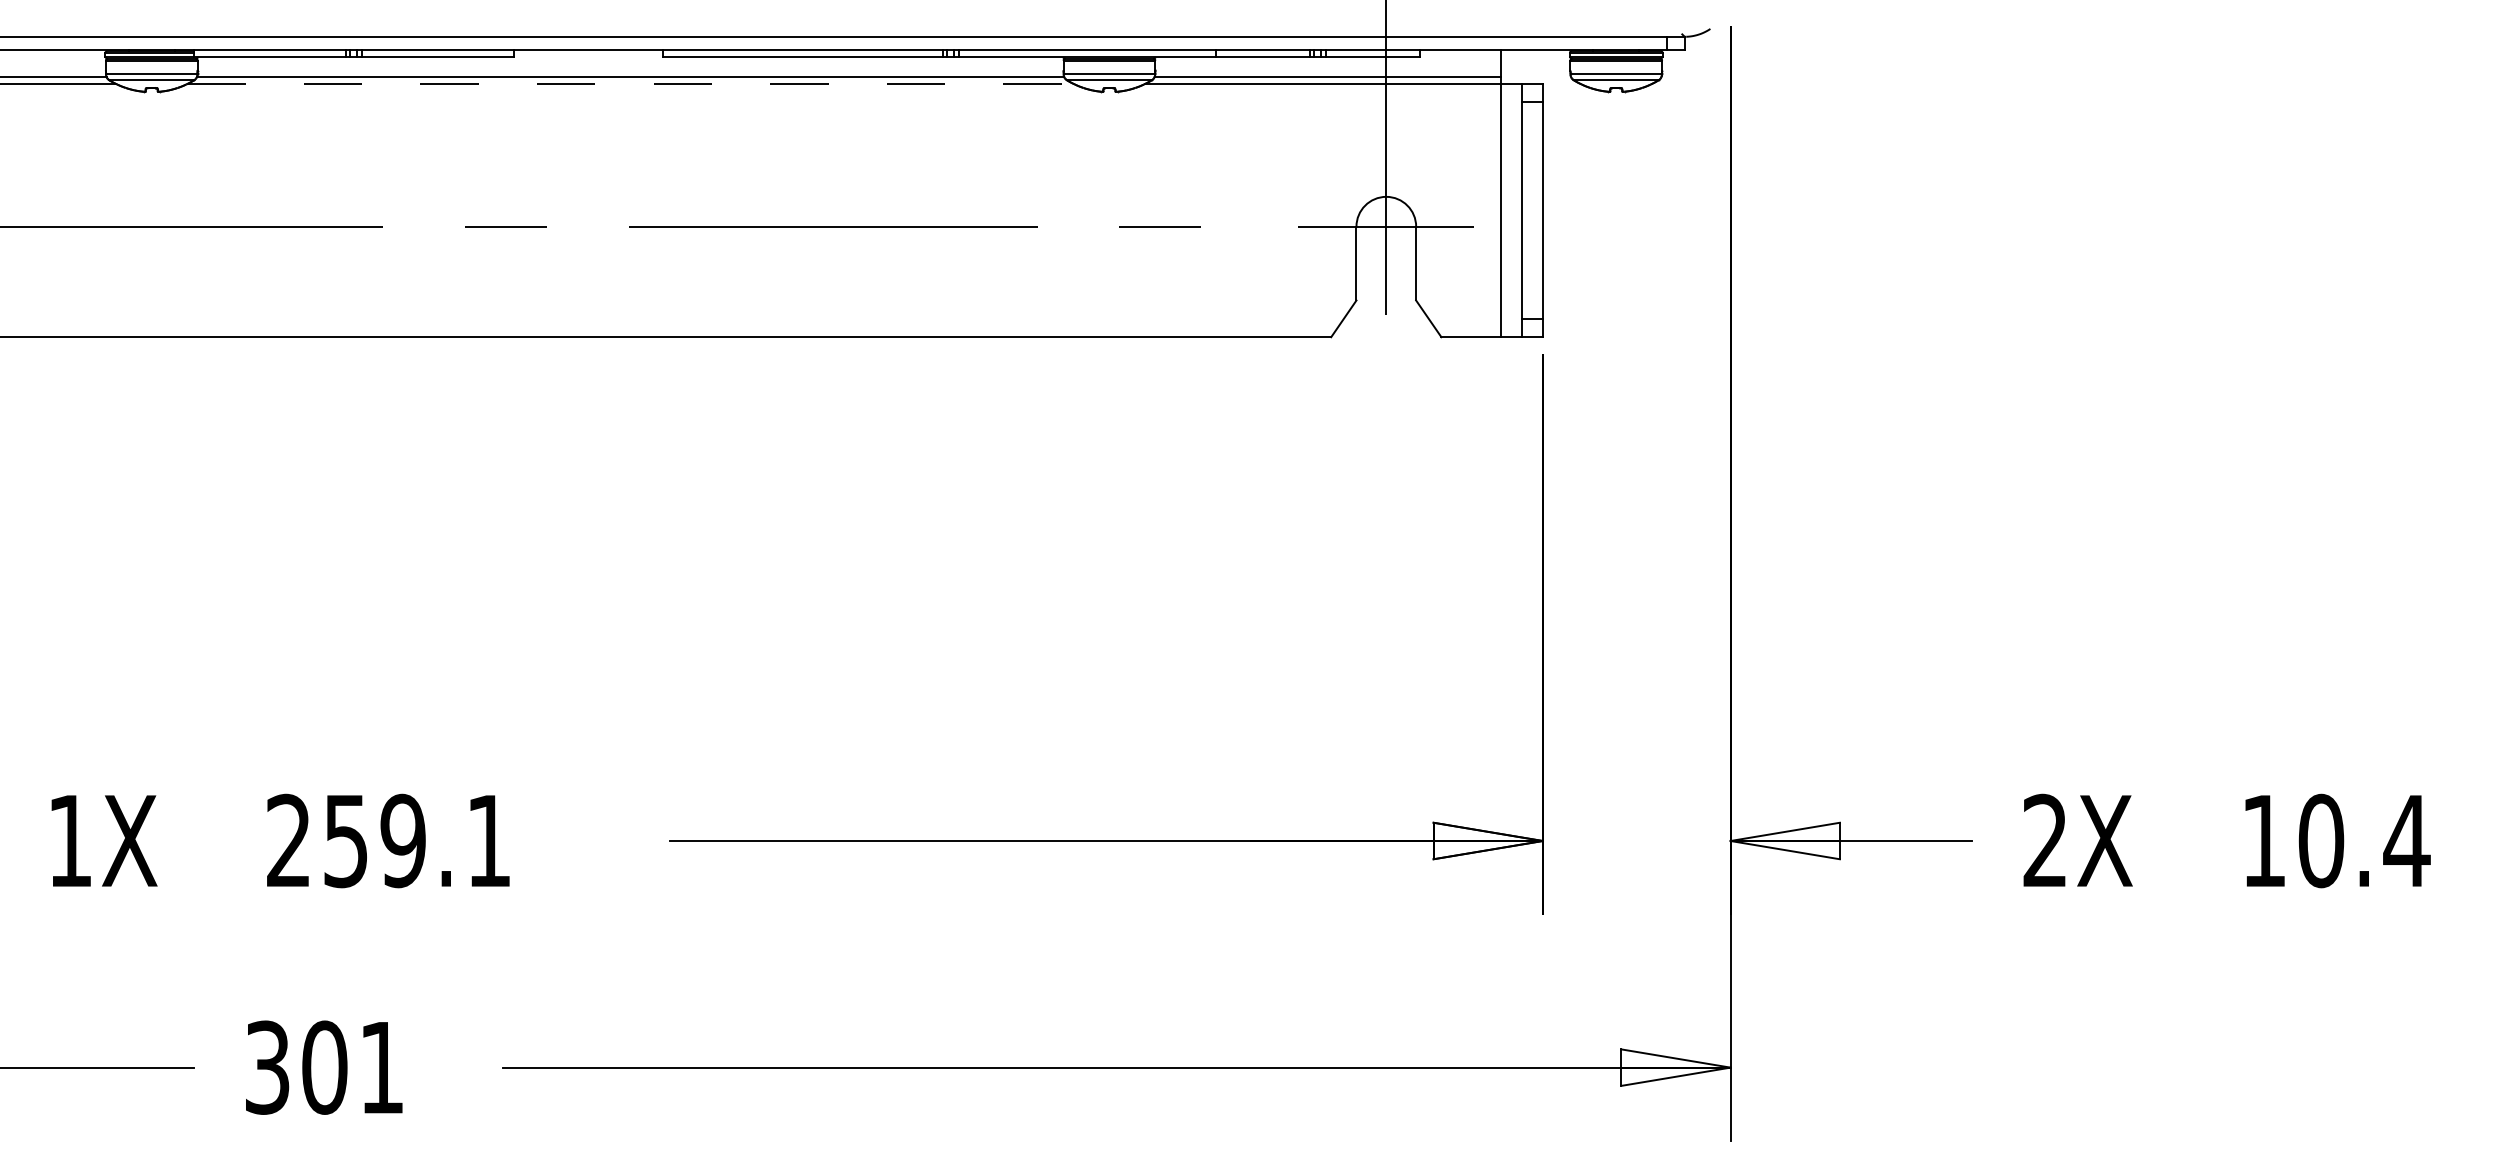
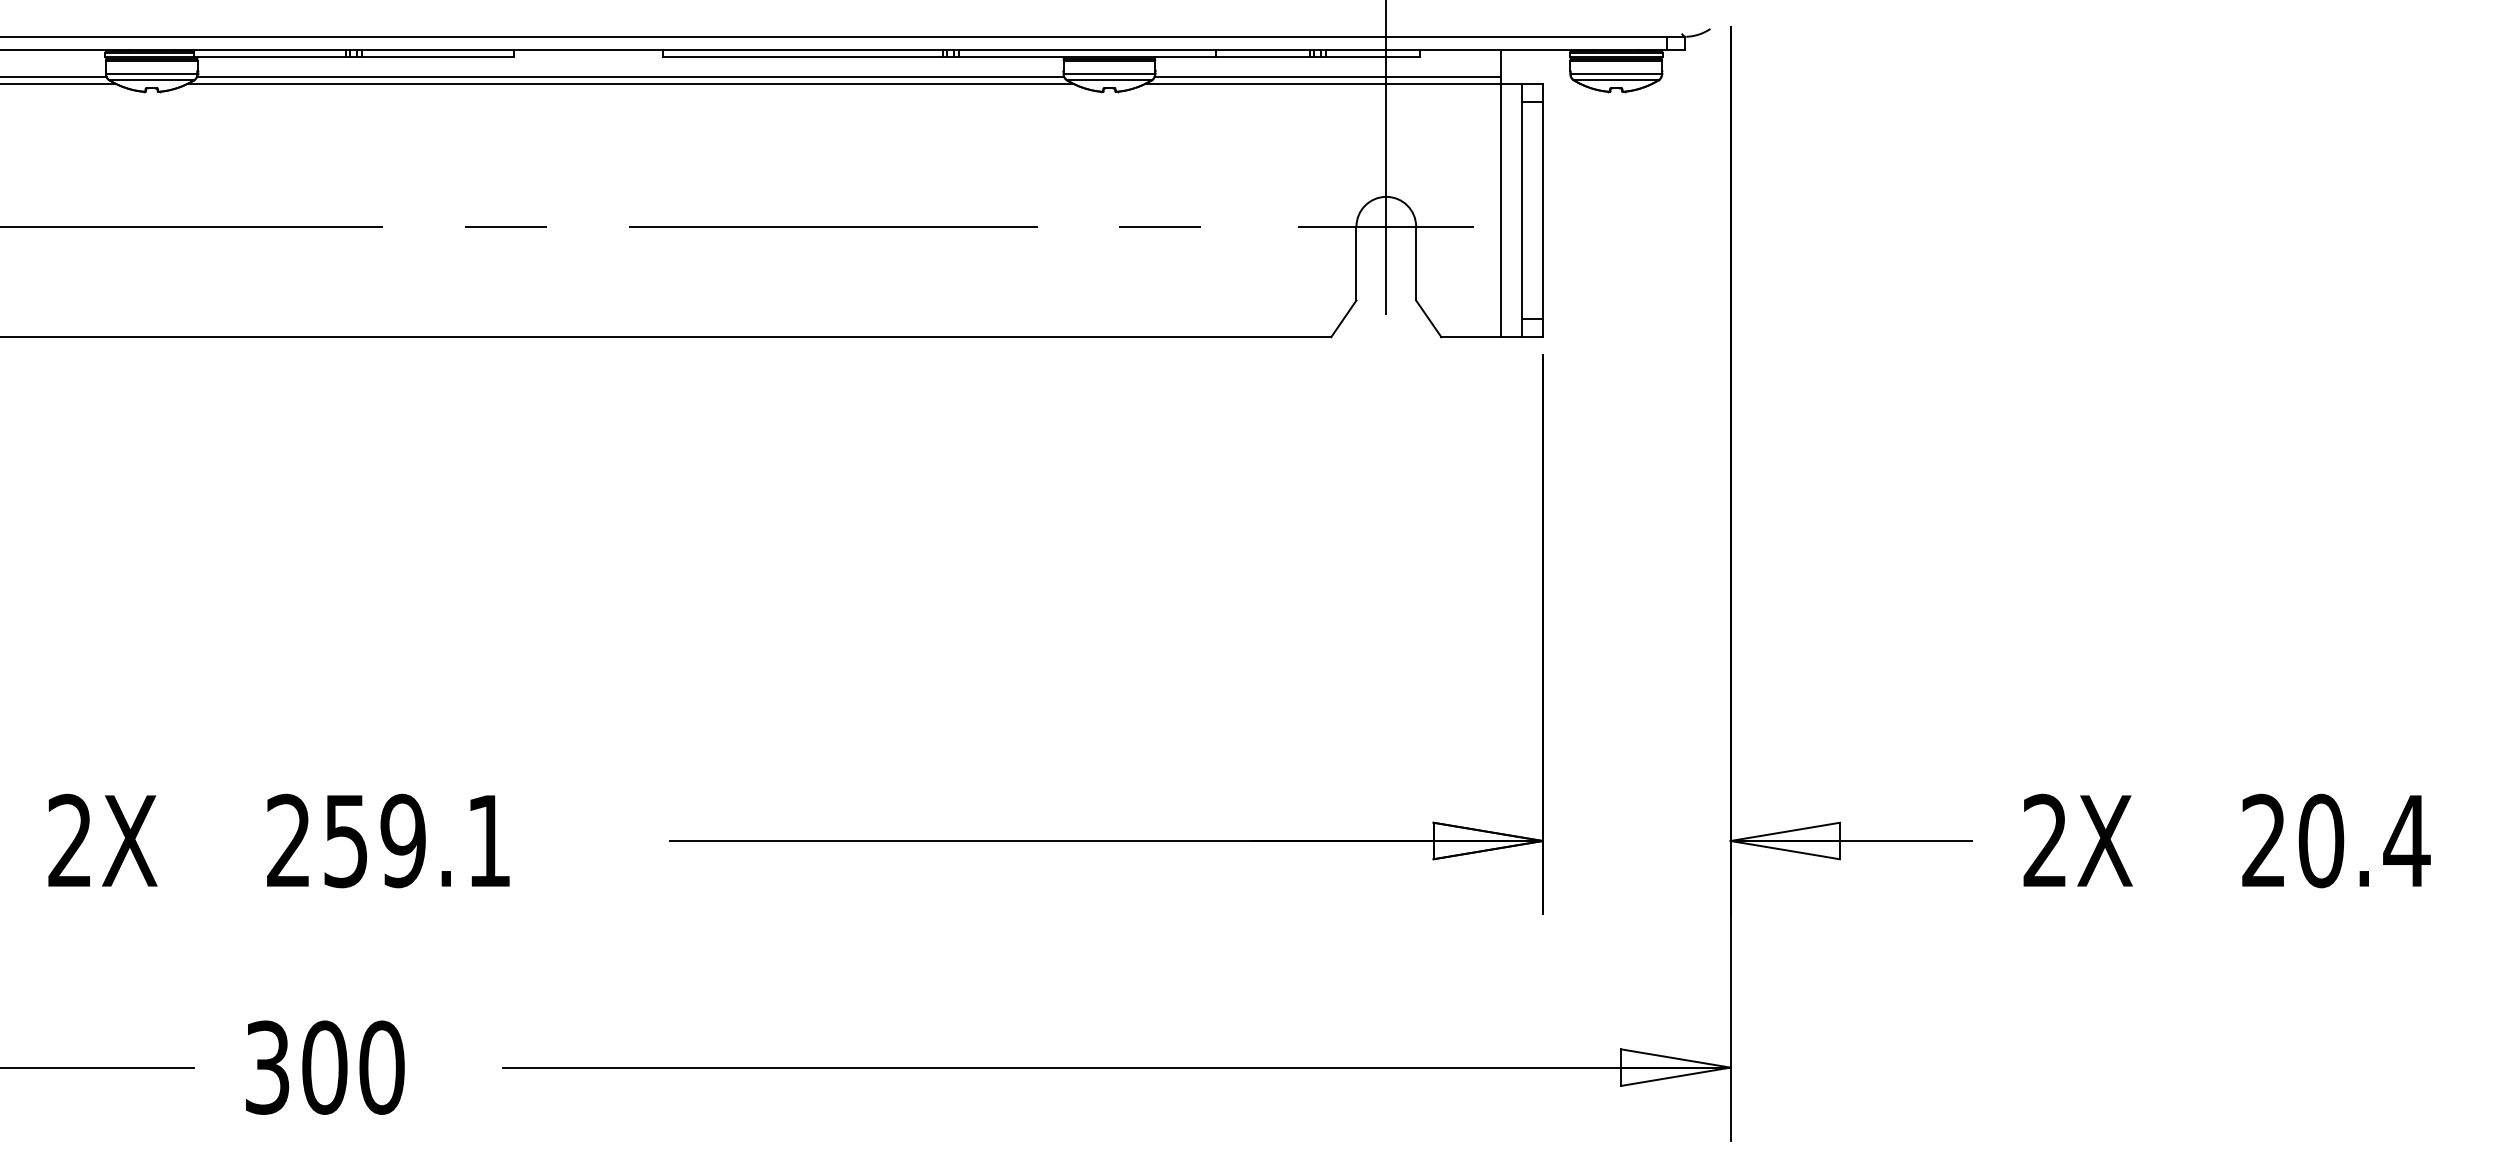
line: dashed -> solid (631, 84)
text: 1X -> 2X (69, 839)
text: 10.4 -> 20.4 (2263, 839)
text: 301 -> 300 (381, 1067)
